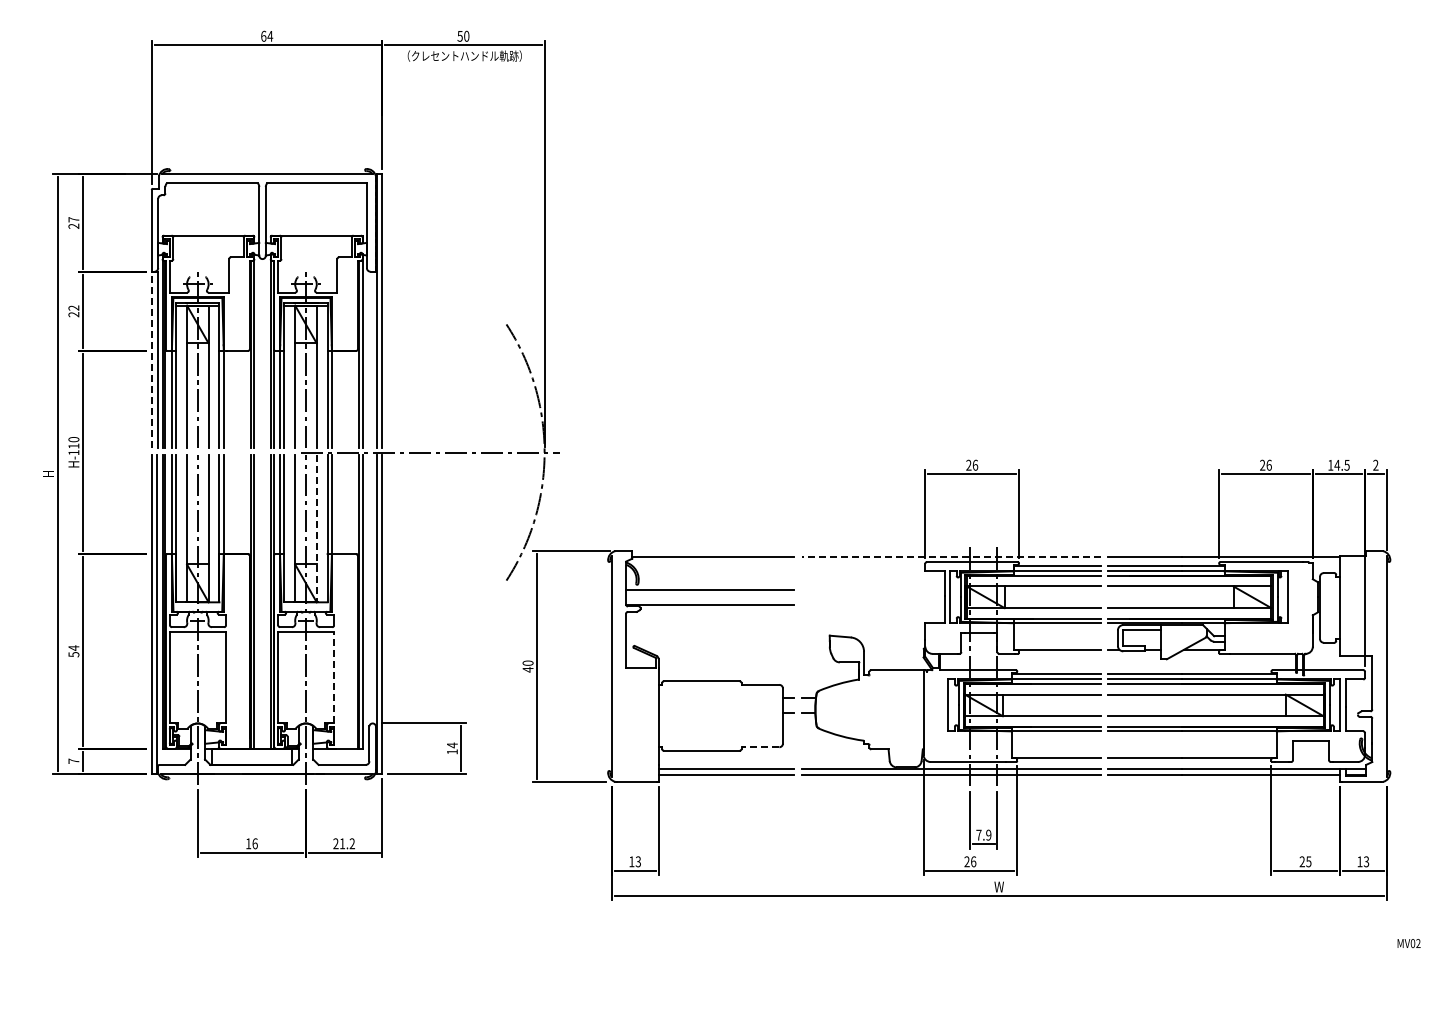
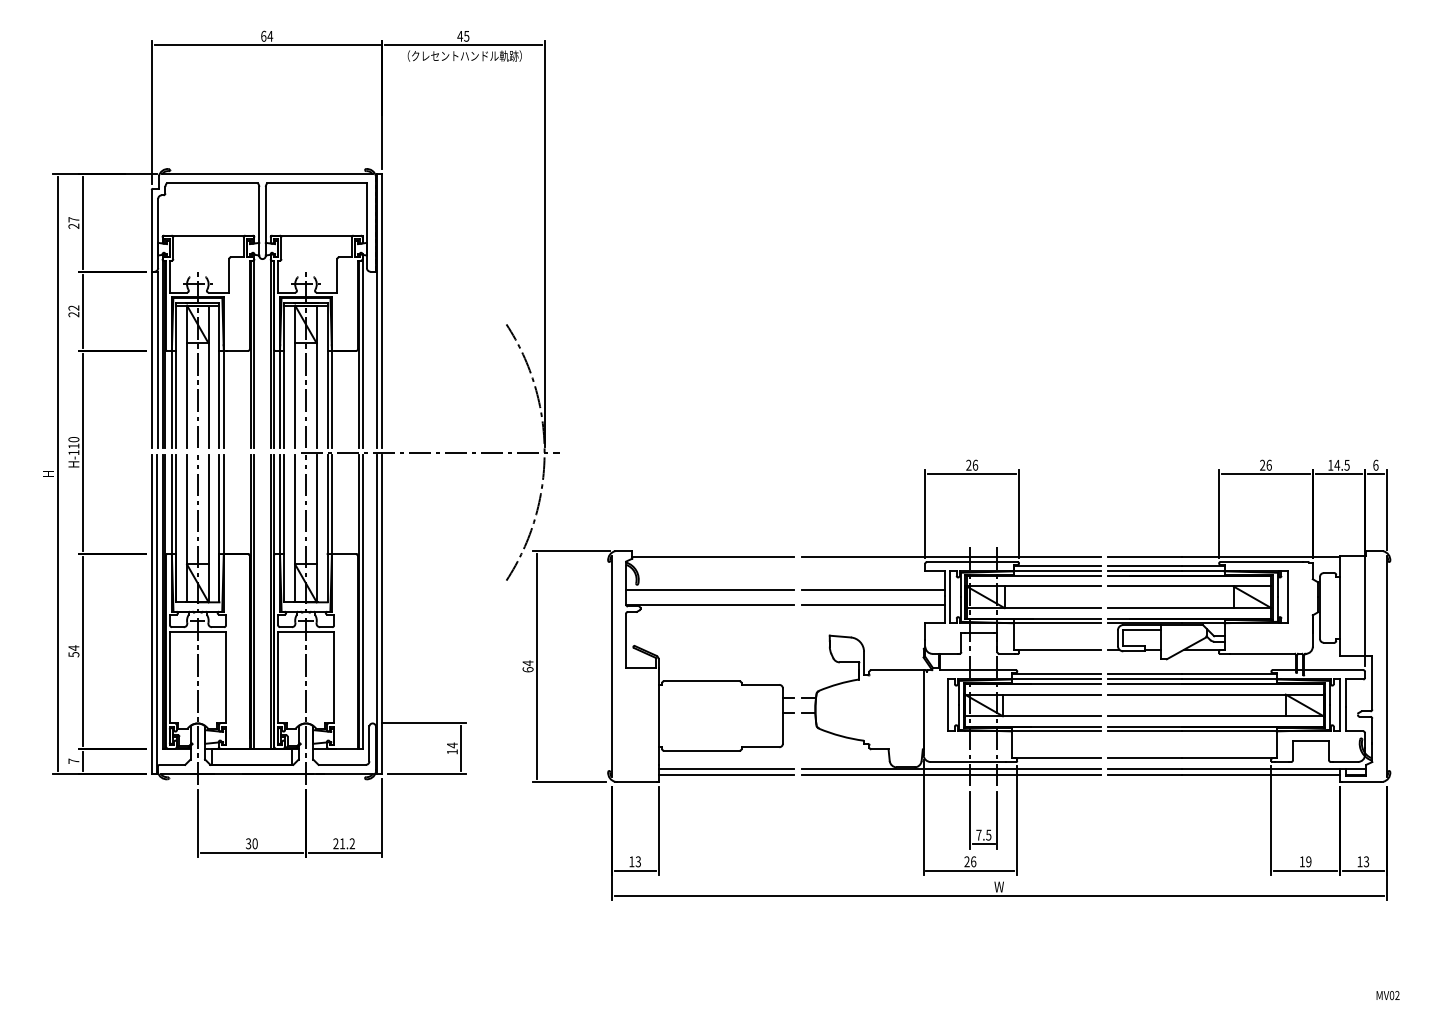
text: 50 -> 45 (463, 35)
line: dashed -> solid (151, 359)
text: 2 -> 6 (1375, 464)
line: dashed -> solid (316, 528)
line: dashed -> solid (950, 557)
line: none -> present (872, 590)
line: none -> present (872, 604)
text: 40 -> 64 (527, 666)
line: dashed -> solid (334, 677)
line: dashed -> solid (760, 747)
text: 7.9 -> 7.5 (988, 834)
text: 16 -> 30 (251, 843)
text: 25 -> 19 (1305, 861)
text position: (1408, 943) -> (1387, 995) (1387, 995)
